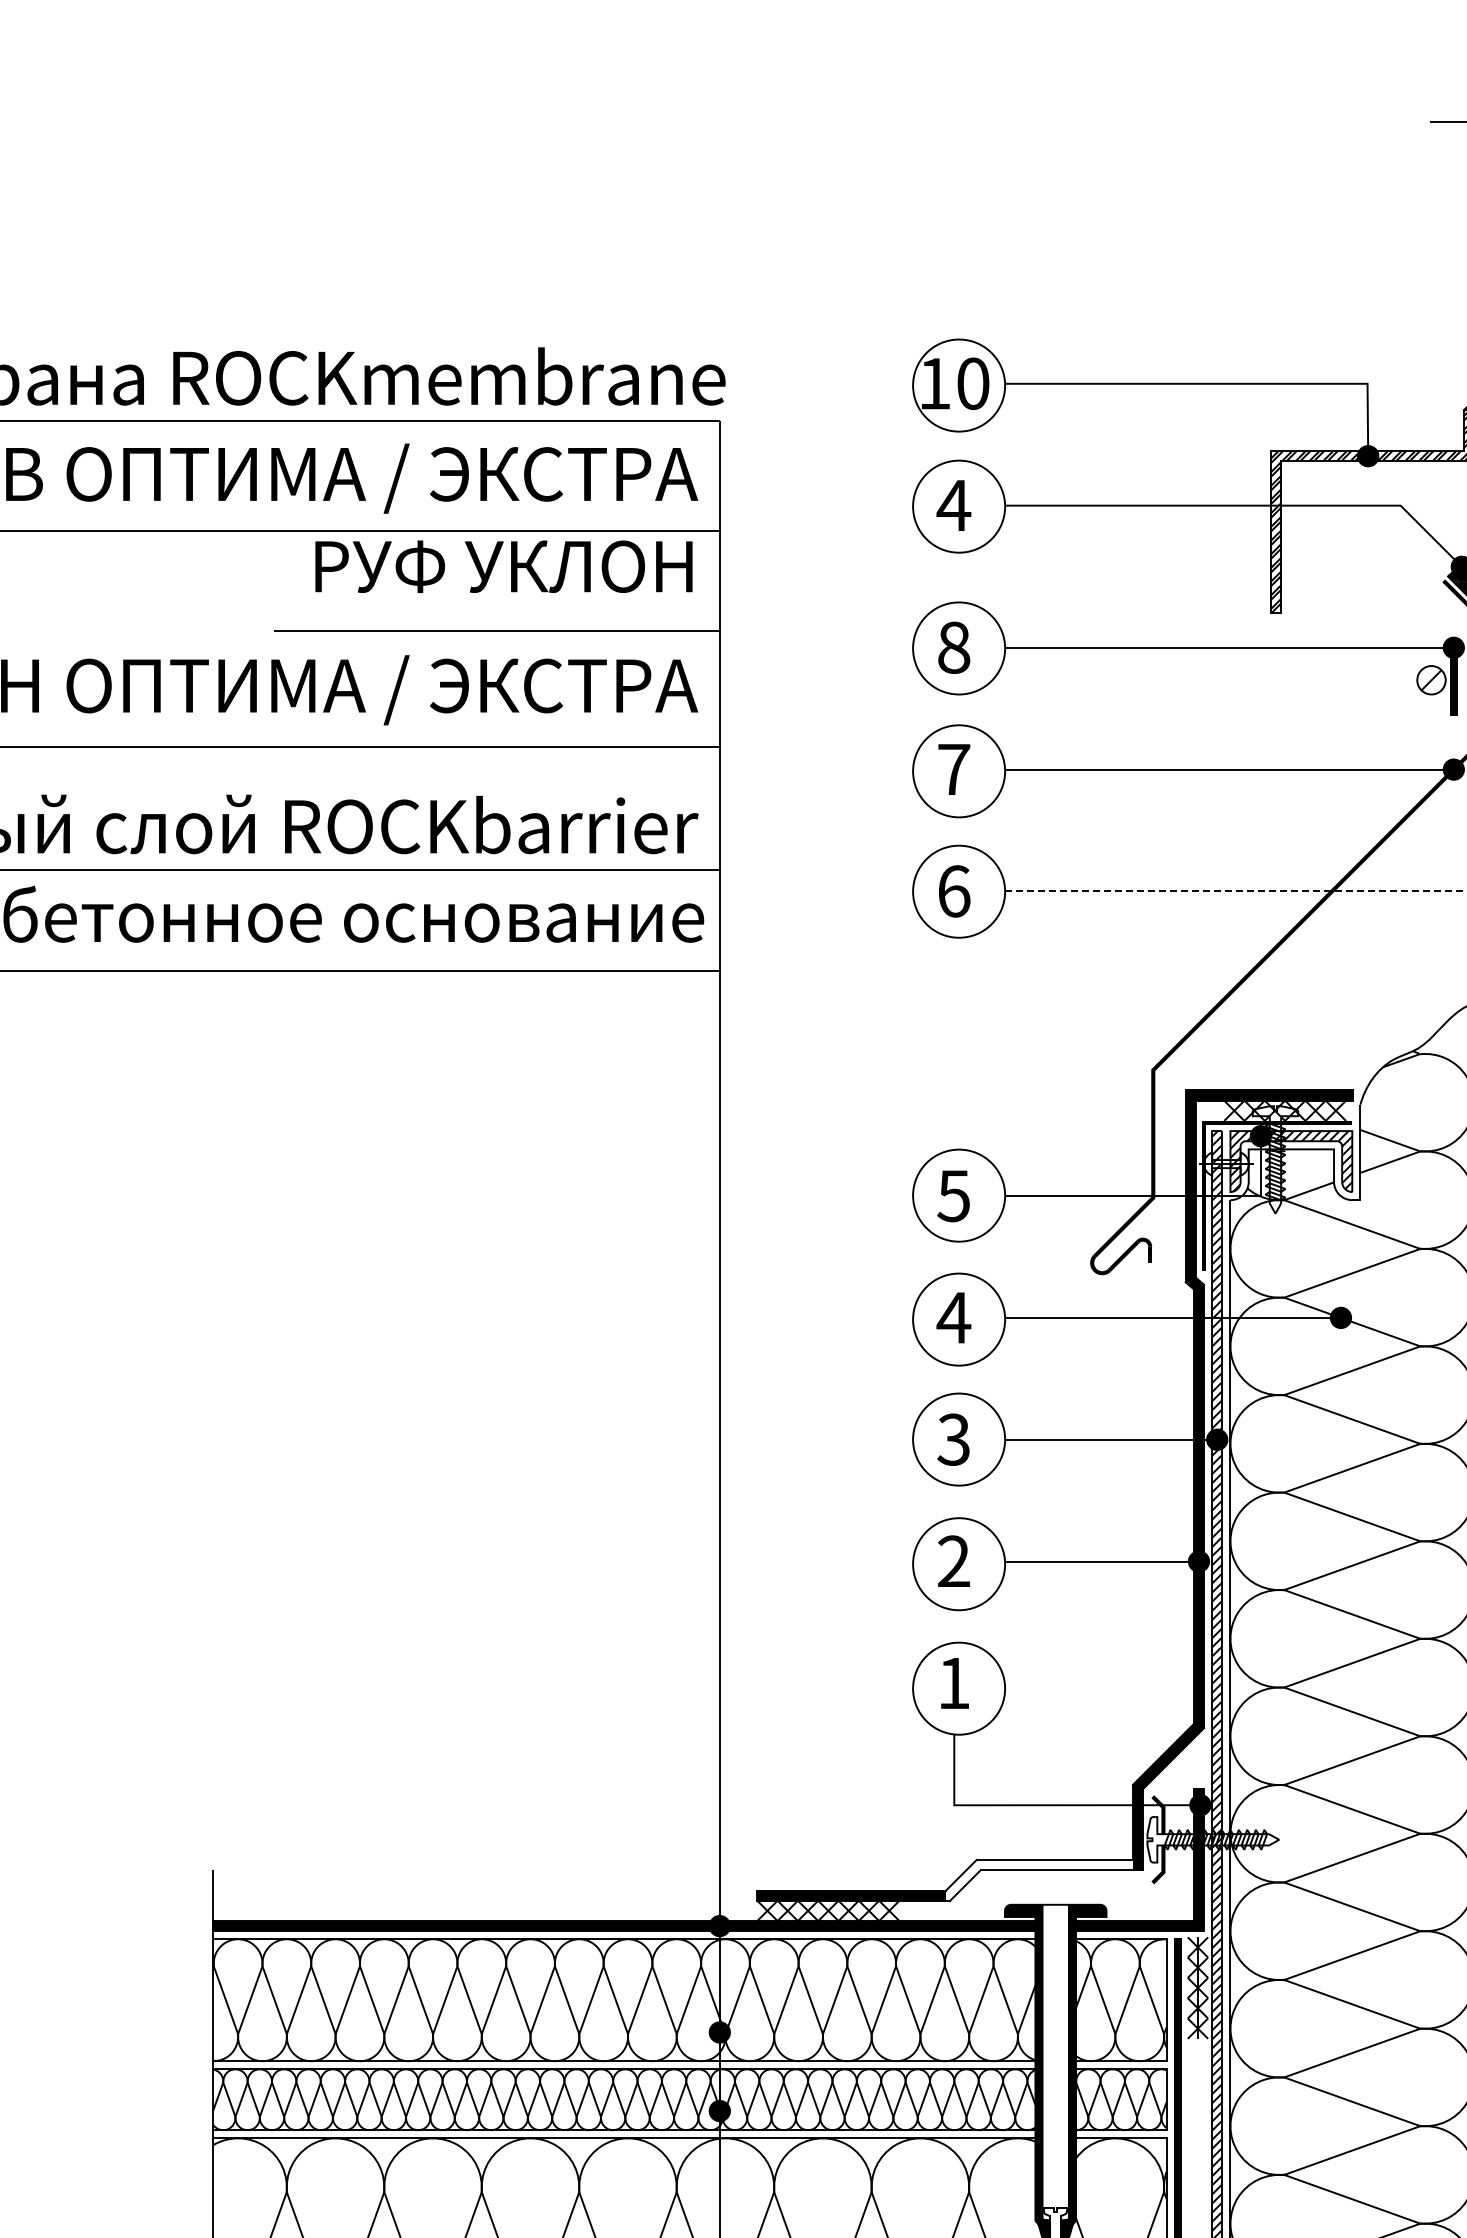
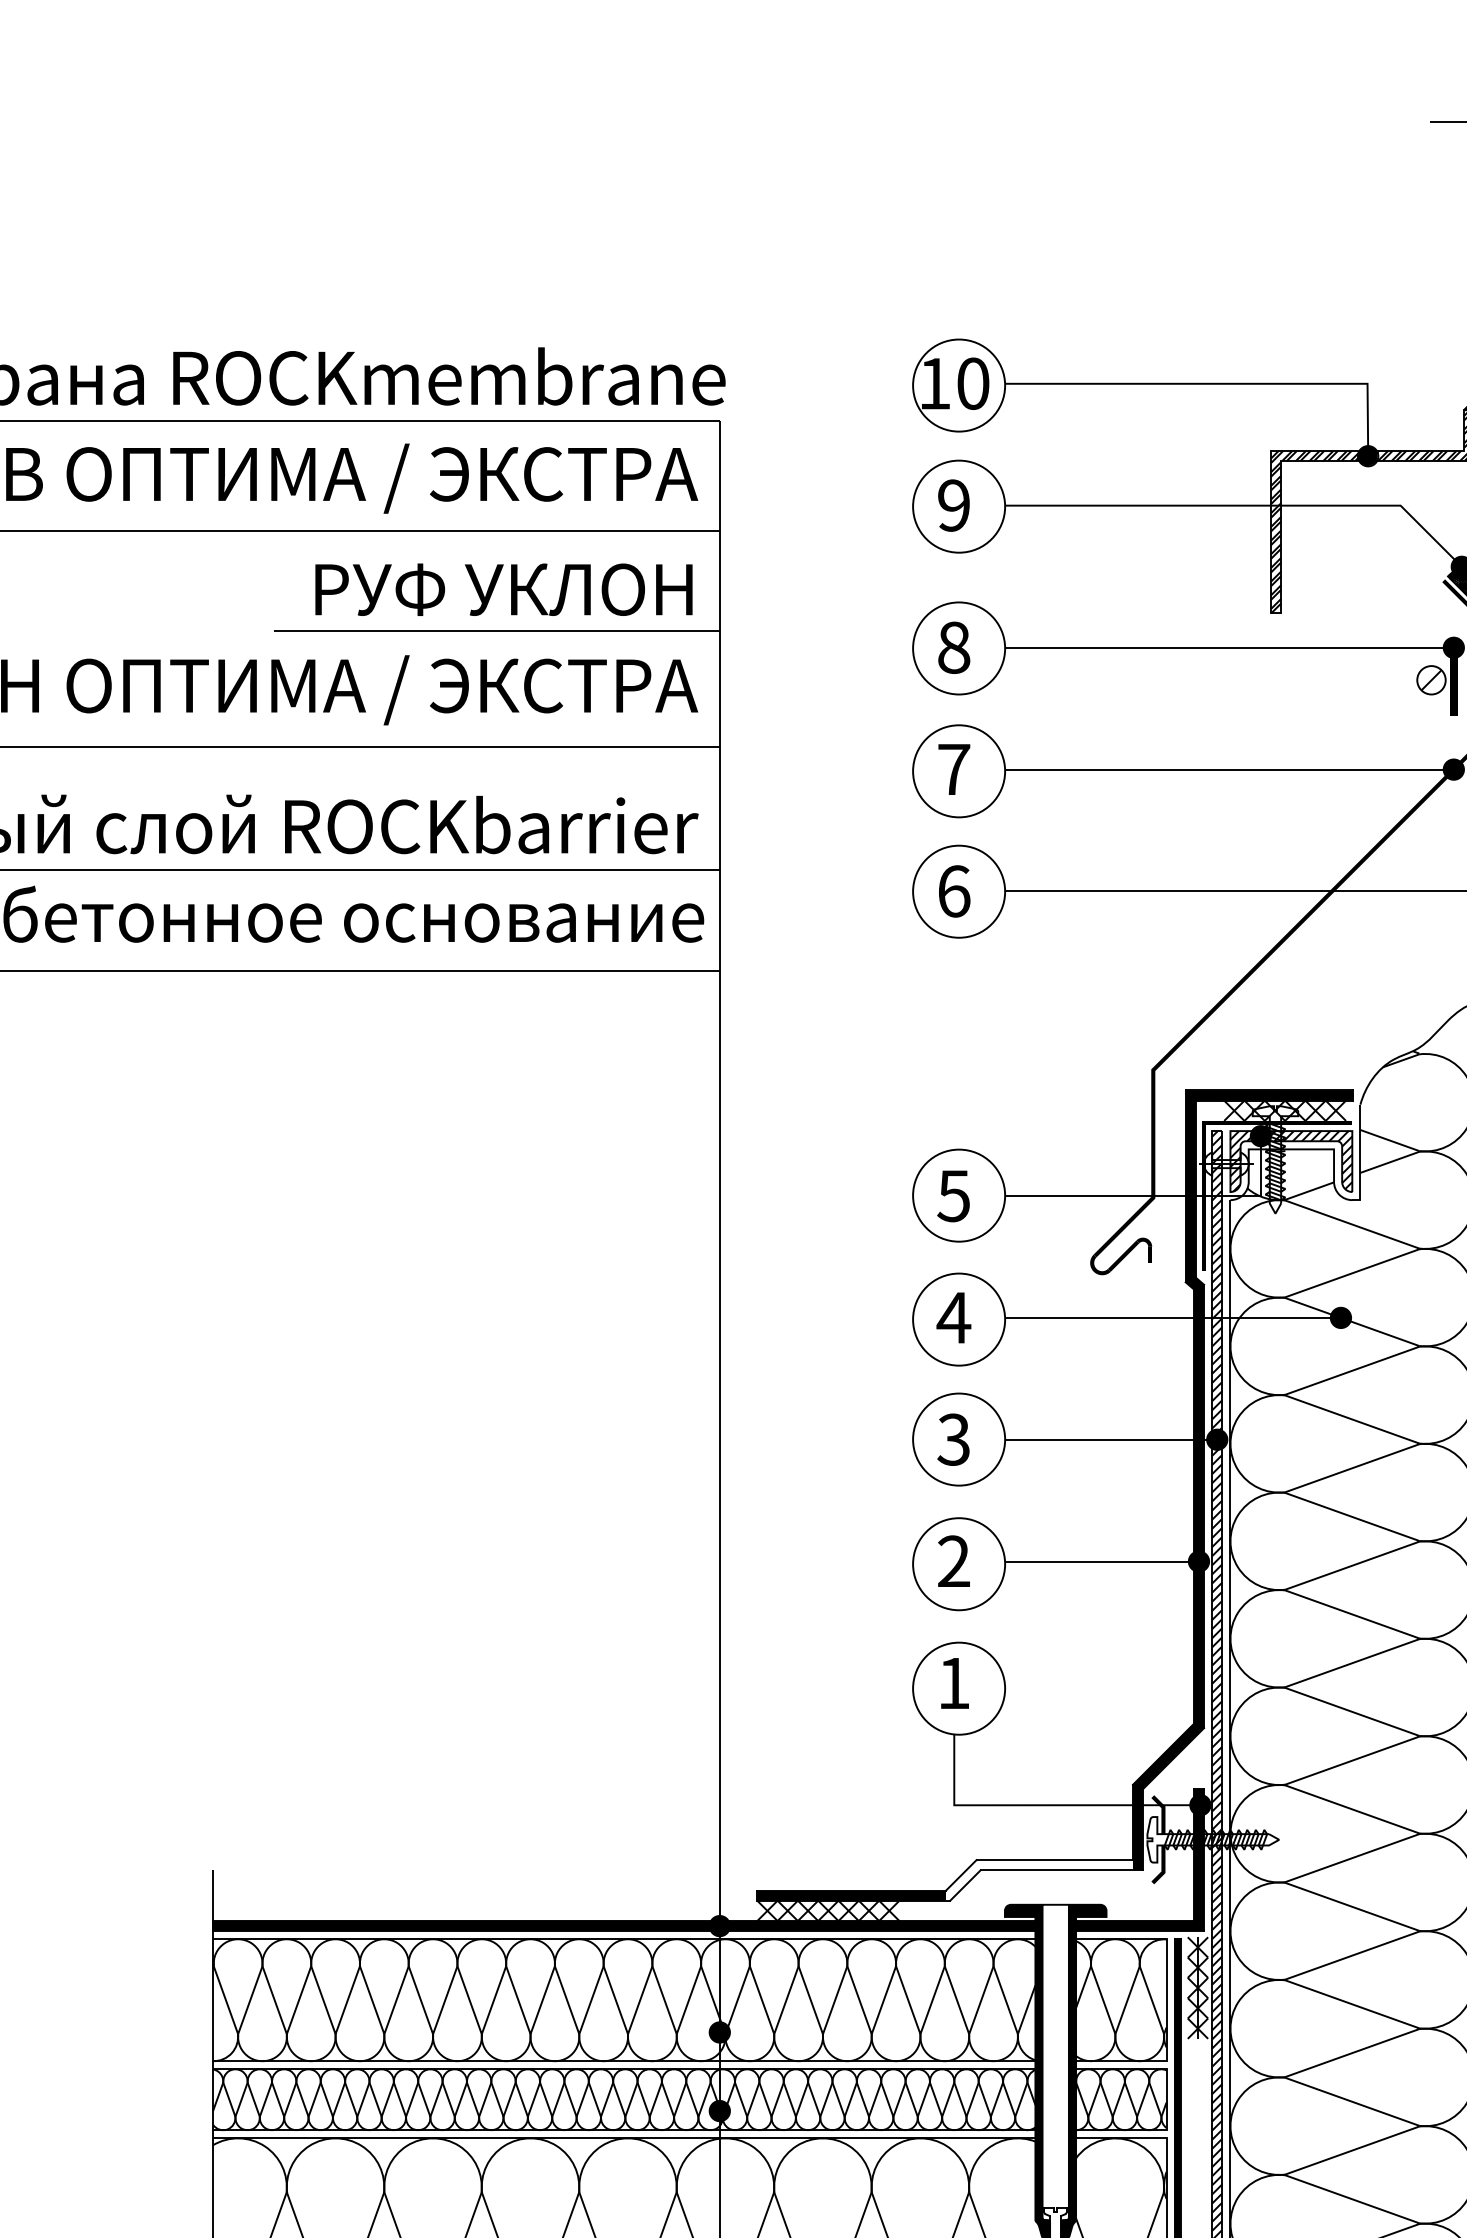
text: 4 -> 9 (953, 505)
text position: (503, 566) -> (503, 589) (503, 589)
line: dashed -> solid (1235, 891)
